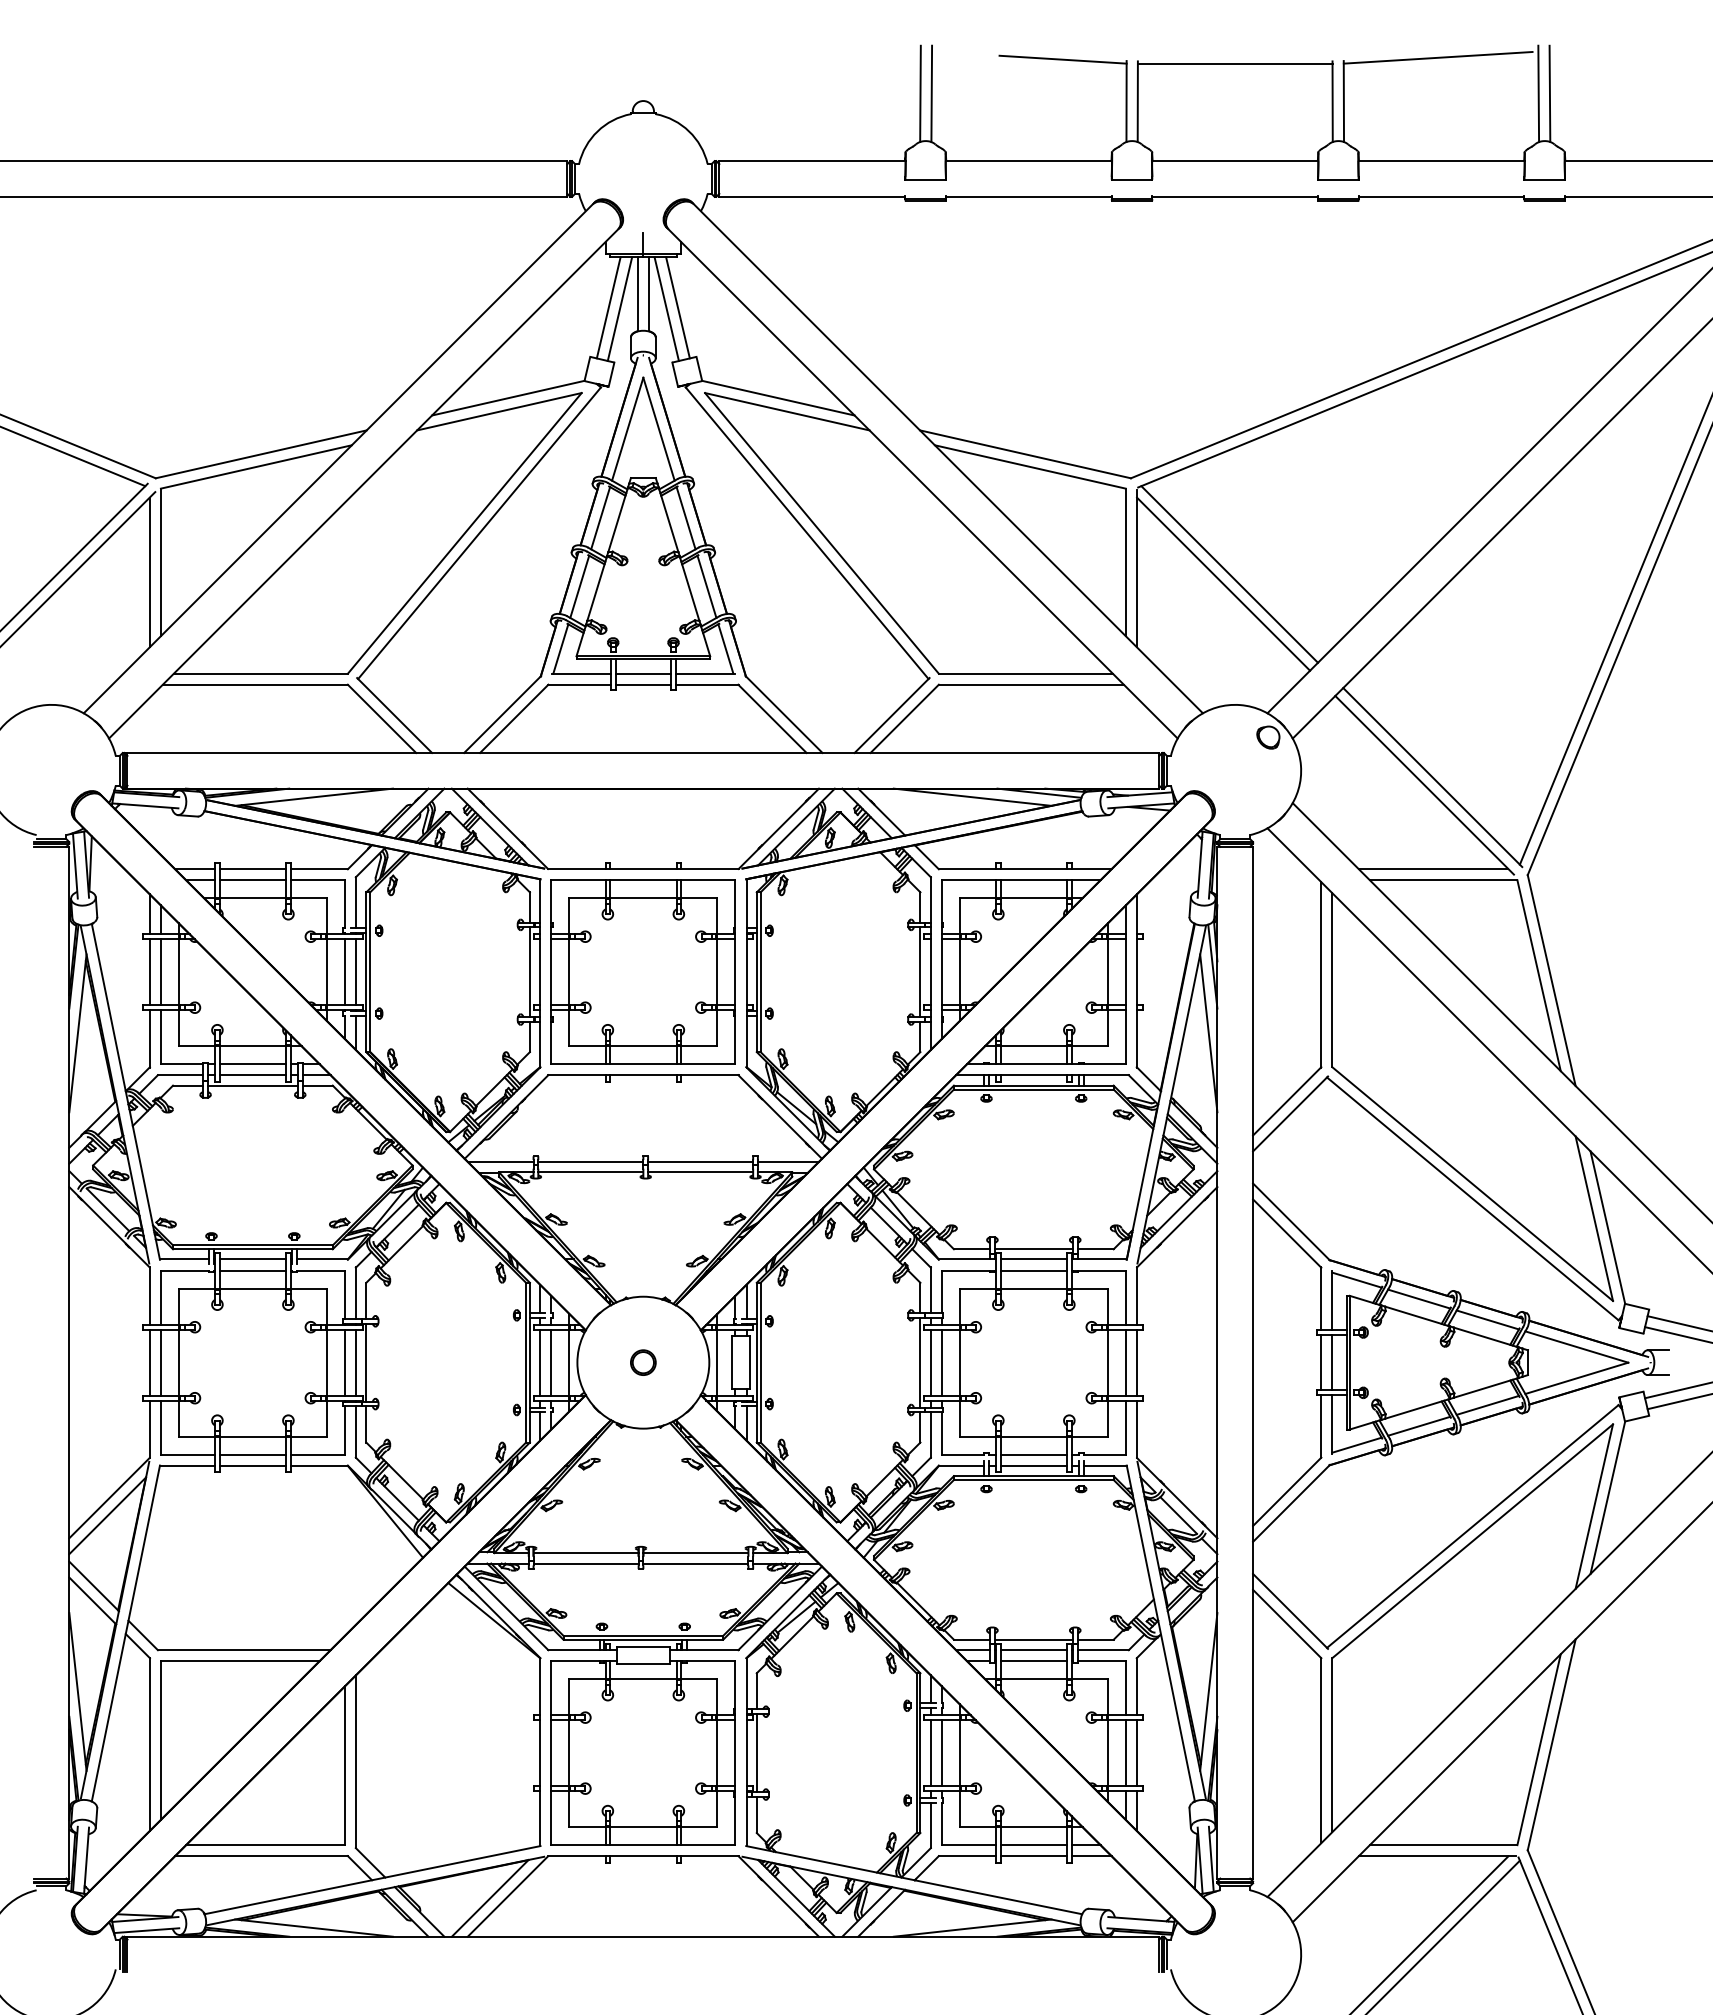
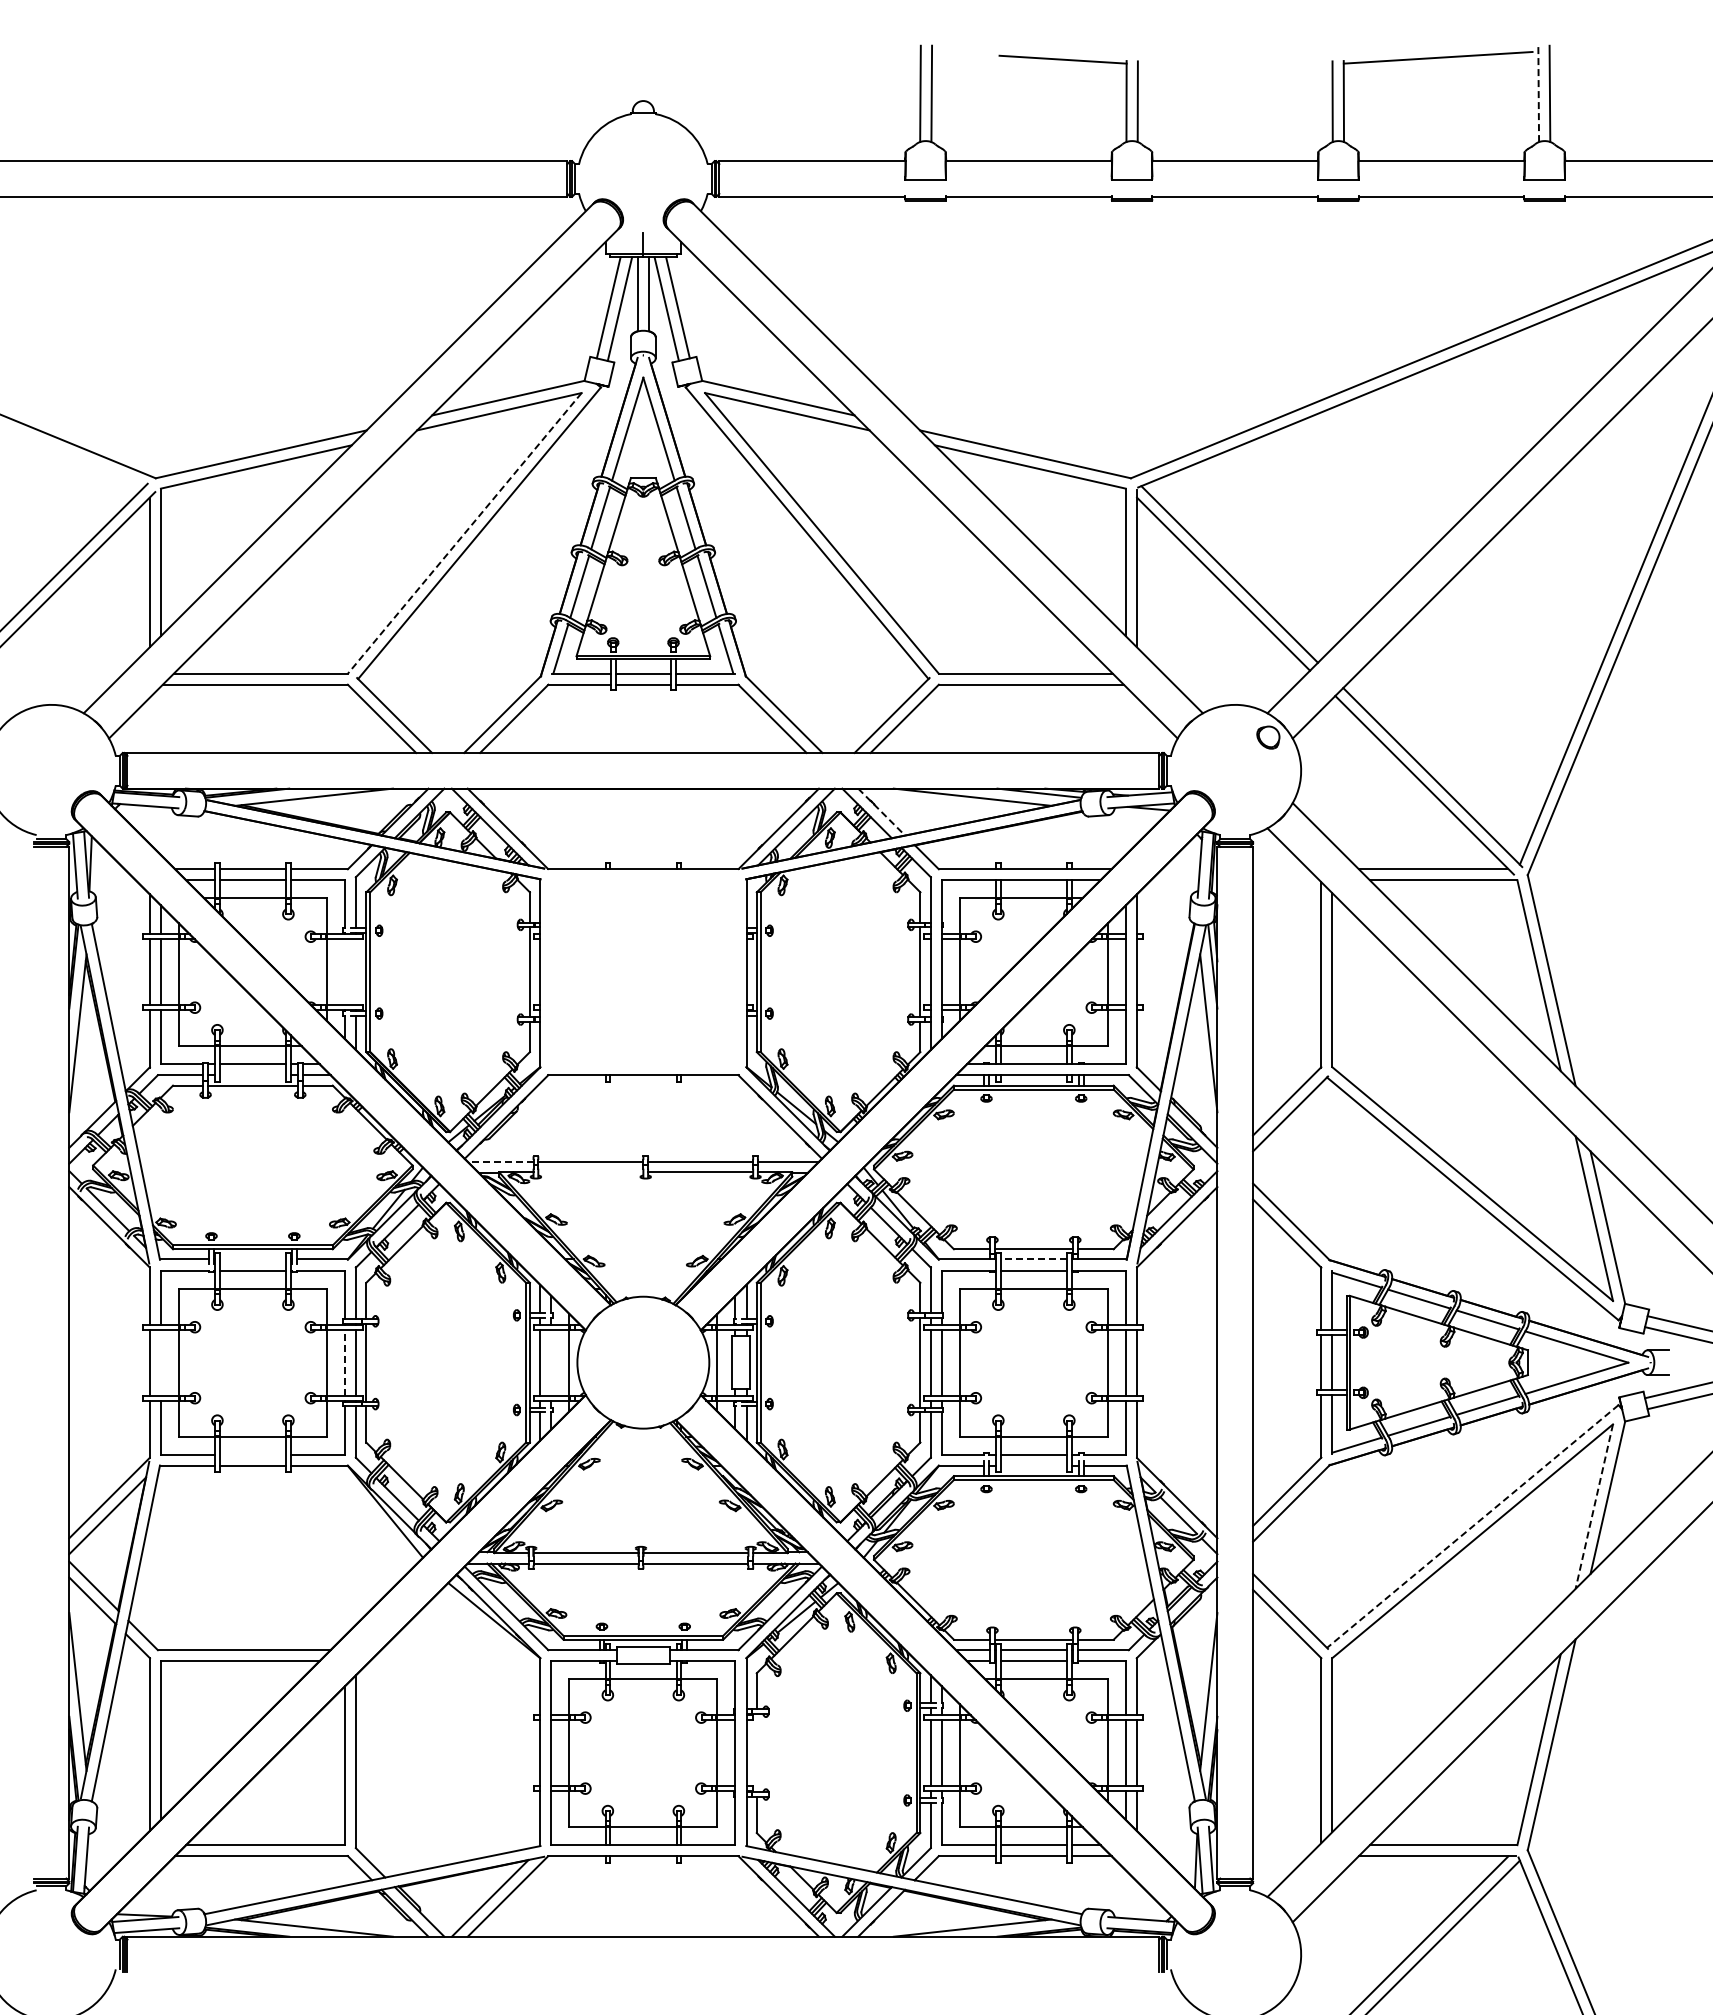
line: present -> none (1234, 64)
line: solid -> dashed (1538, 93)
line: present -> none (73, 456)
line: solid -> dashed (464, 533)
line: solid -> dashed (882, 812)
part: present -> none (642, 971)
line: present -> none (344, 972)
line: present -> none (356, 972)
line: present -> none (252, 1075)
line: solid -> dashed (500, 1161)
line: present -> none (590, 1172)
line: present -> none (252, 1259)
line: solid -> dashed (1033, 1259)
line: present -> none (160, 1362)
line: solid -> dashed (344, 1362)
line: present -> none (551, 1362)
part: present -> none (643, 1362)
line: present -> none (252, 1454)
line: present -> none (1033, 1465)
line: solid -> dashed (1594, 1507)
line: solid -> dashed (1472, 1526)
line: present -> none (756, 1753)
